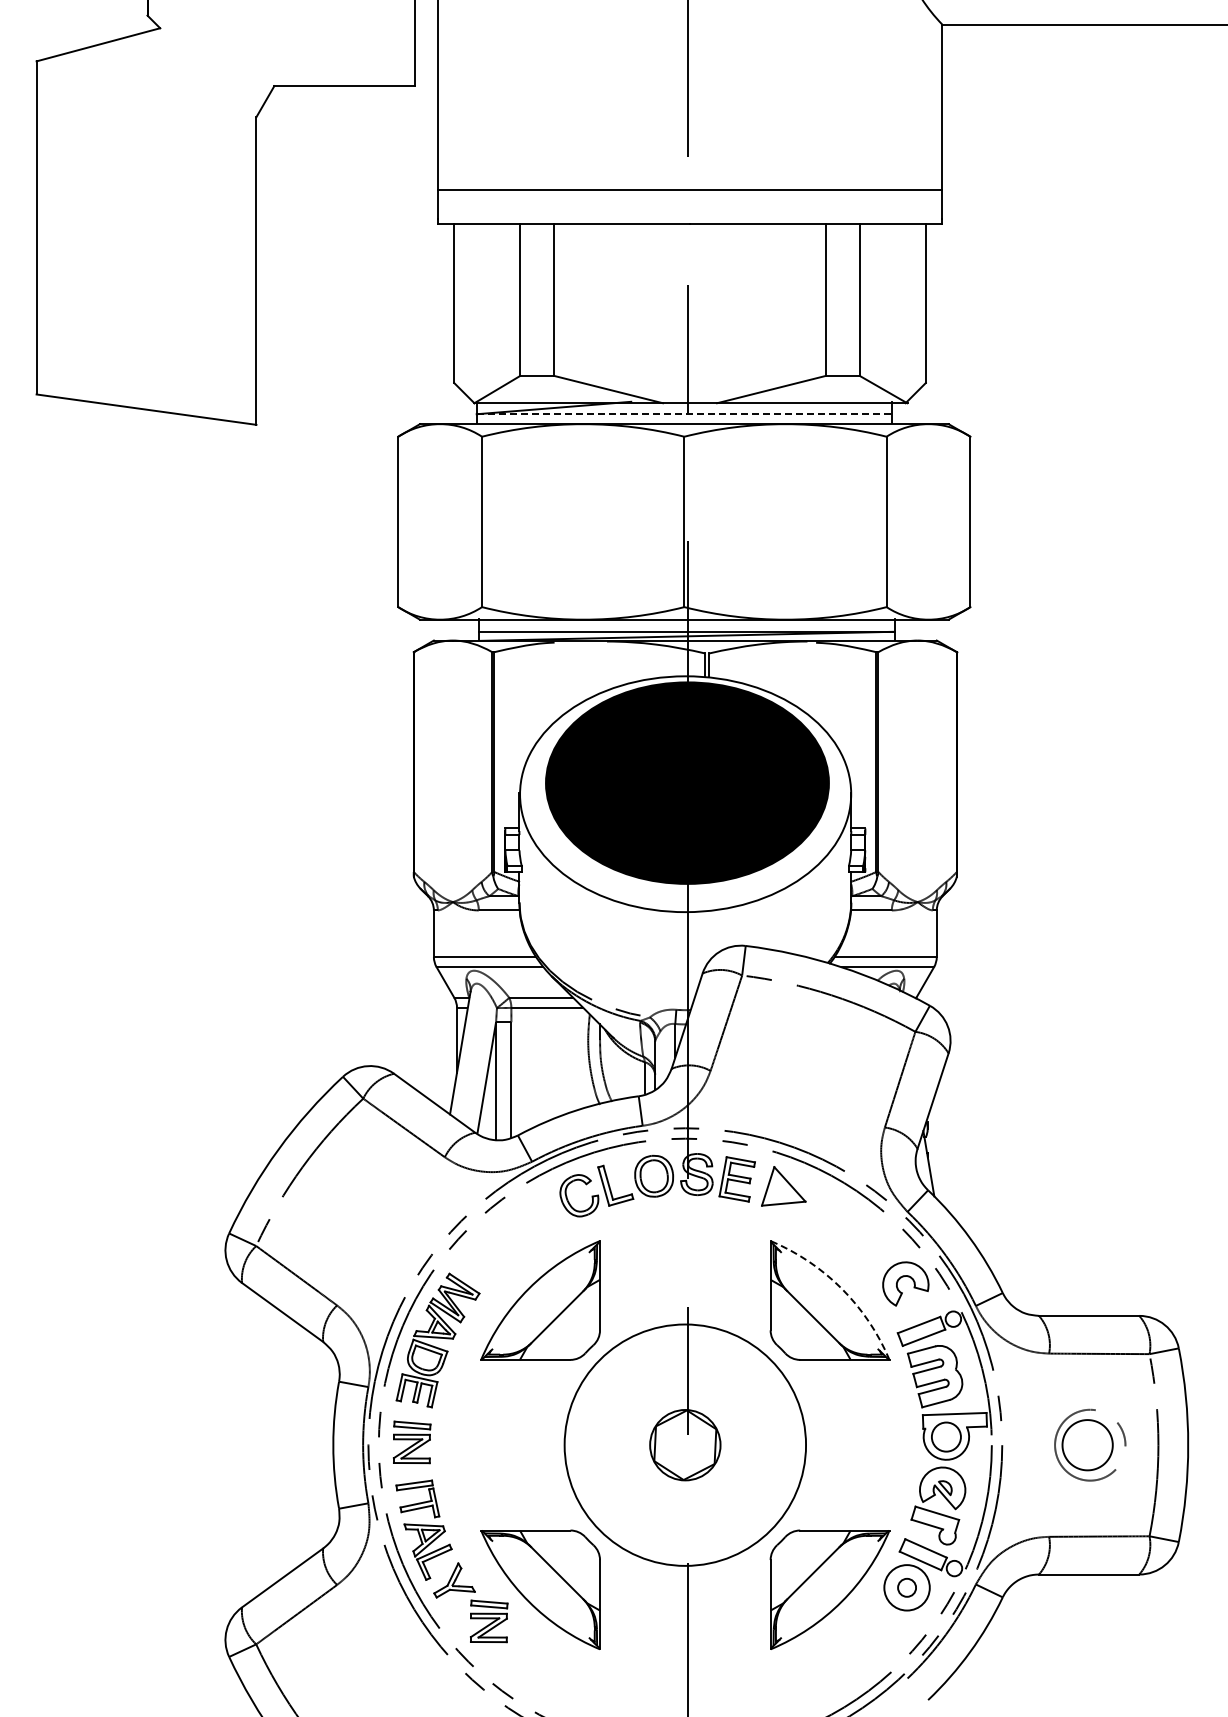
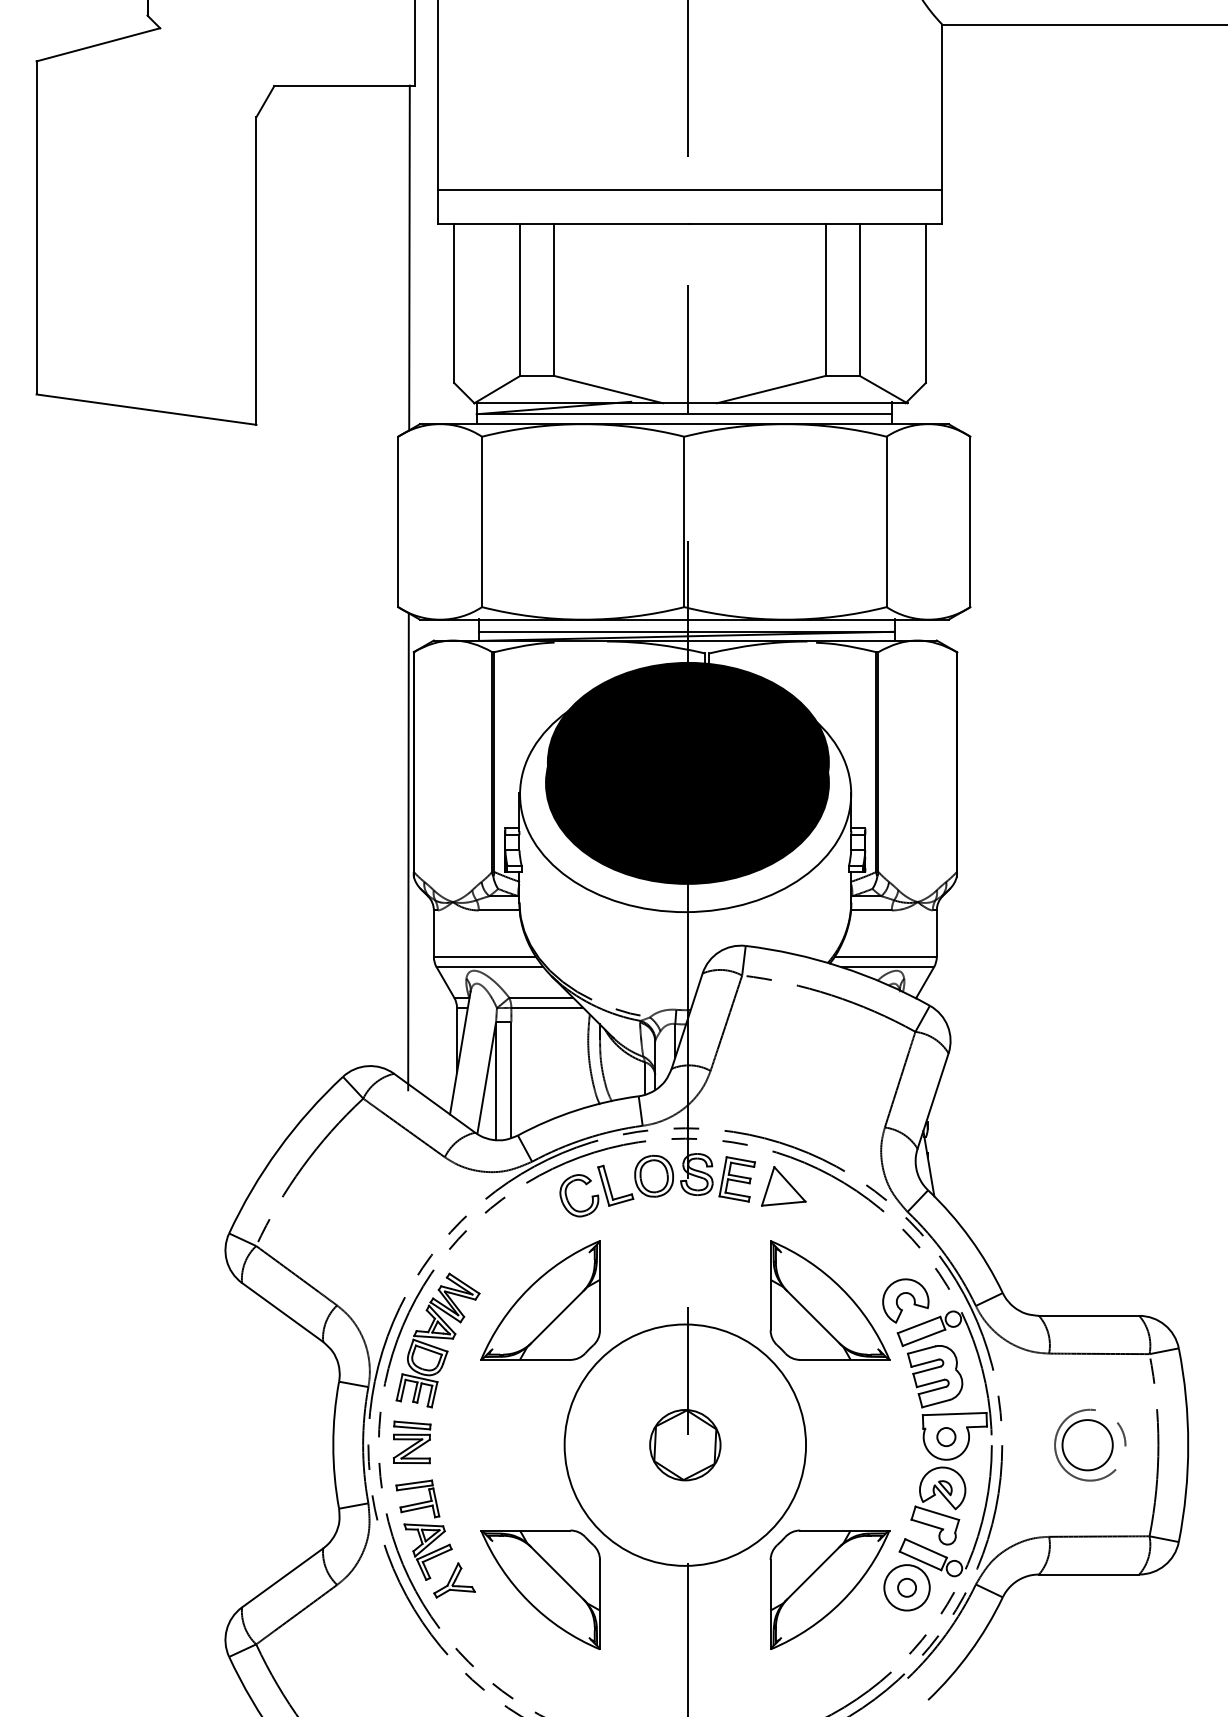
line: none -> present (409, 257)
line: dashed -> solid (684, 414)
fill: none -> present (687, 762)
line: none -> present (408, 852)
part position: (903, 1277) -> (903, 1294) (903, 1294)
arc: dashed -> solid (841, 1288)
circle diameter: 29 px -> 18 px (946, 1437)
part: present -> none (489, 1621)
